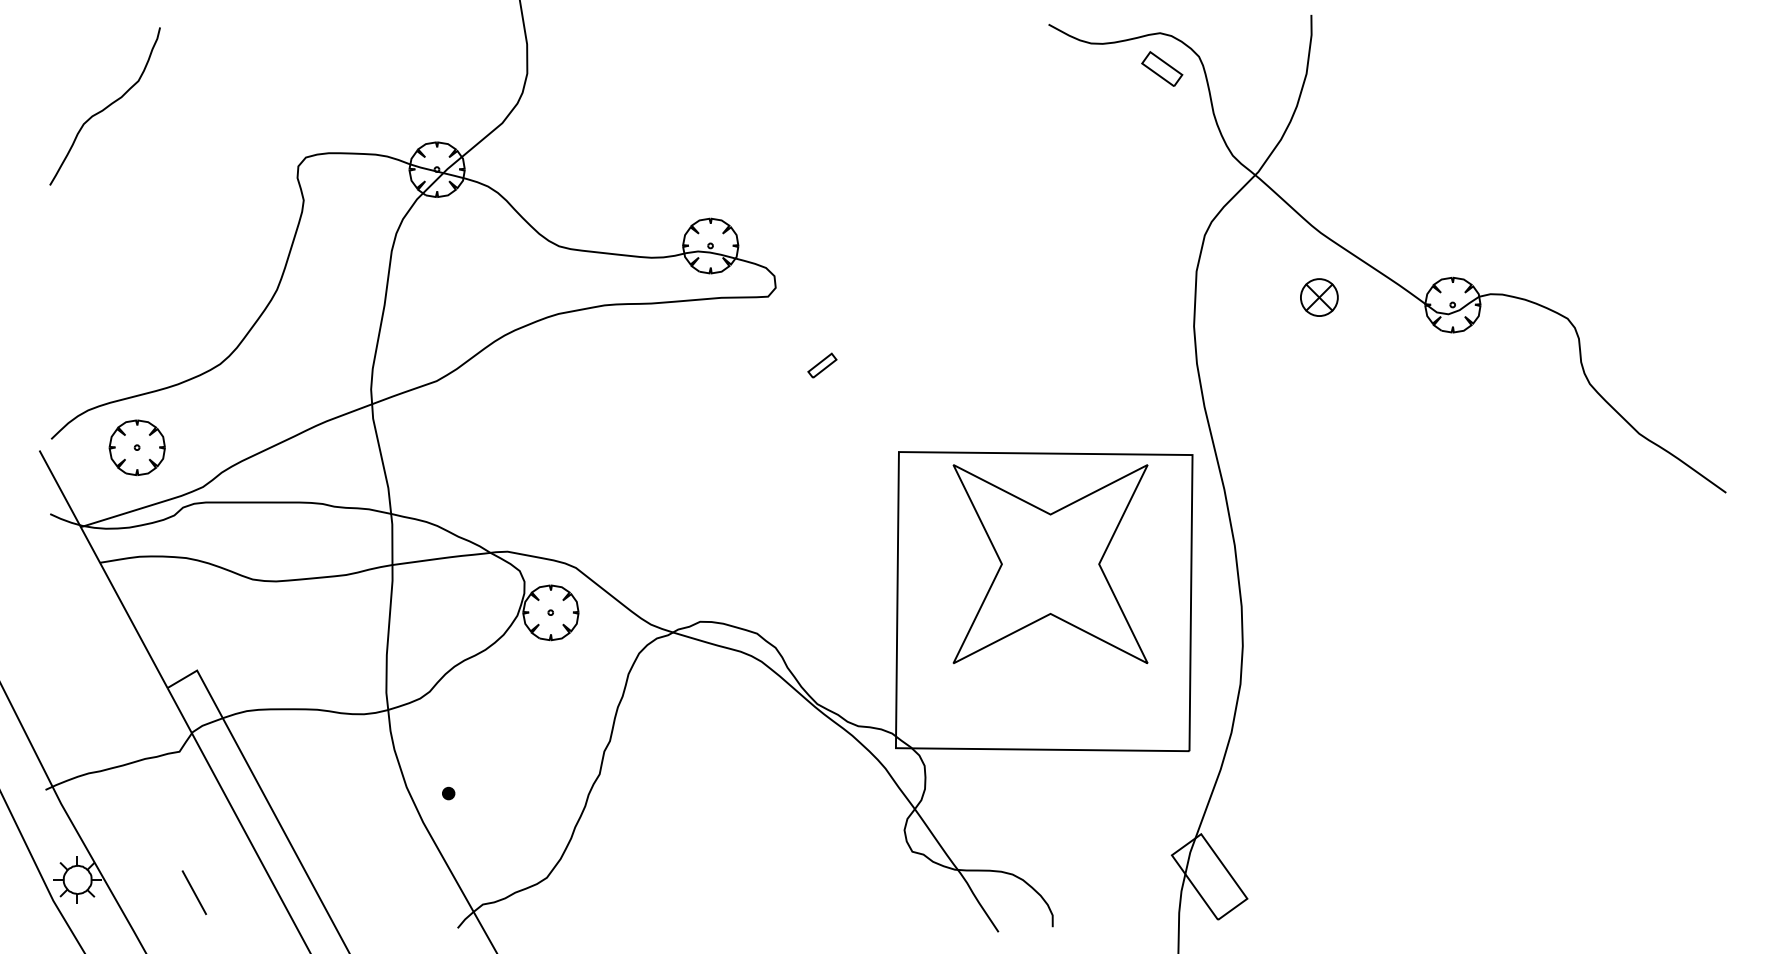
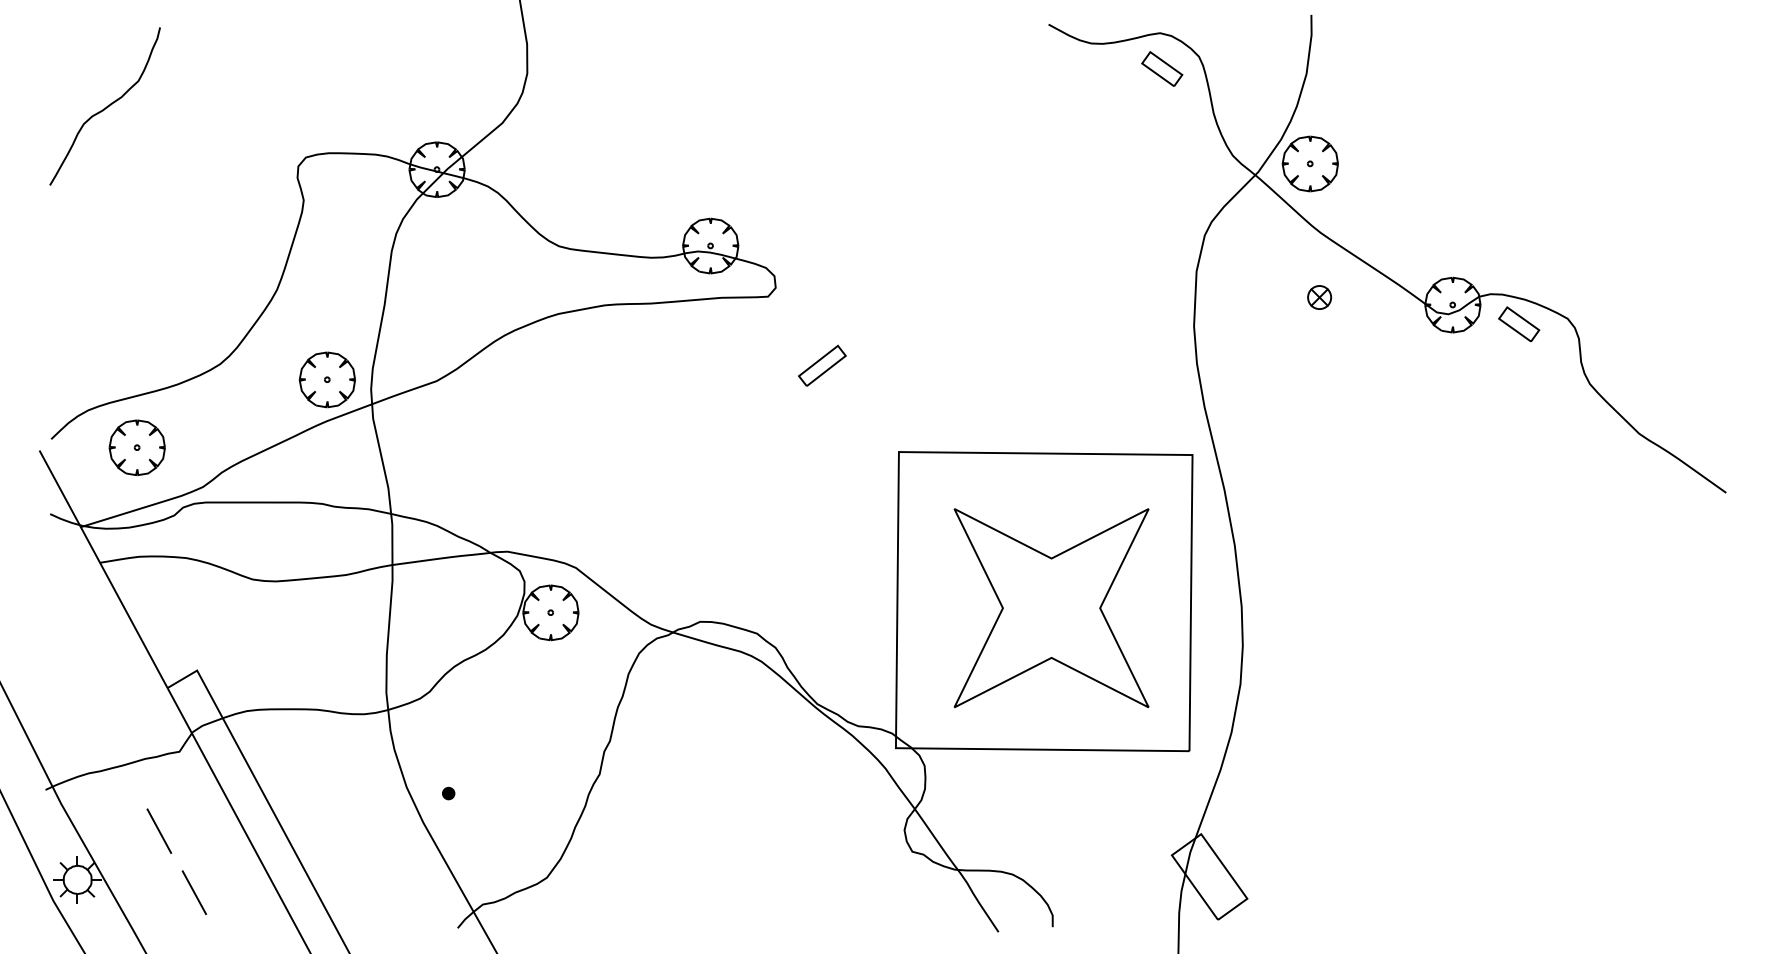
part: none -> present (1309, 163)
part size: 39x39 px -> 26x25 px (1319, 297)
part: none -> present (1519, 324)
part size: 31x27 px -> 49x43 px (822, 365)
part: none -> present (326, 379)
part position: (1050, 564) -> (1051, 608) (1051, 608)
line: none -> present (159, 830)
